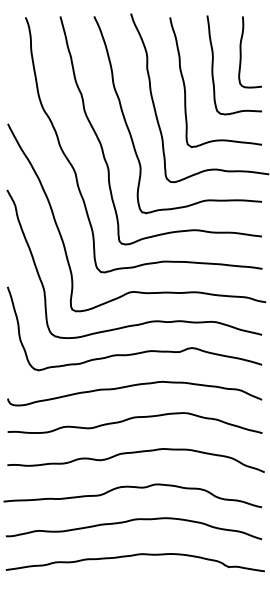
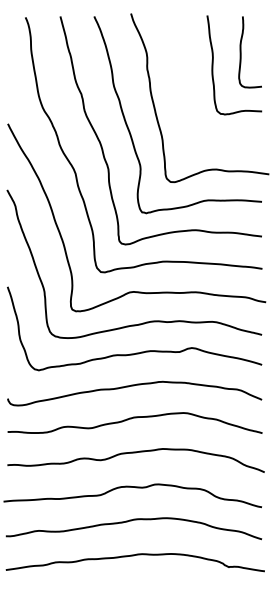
curve: present -> none (185, 85)
